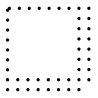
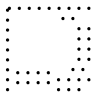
part position: (83, 18) -> (67, 18) (67, 18)
part position: (83, 69) -> (77, 69) (77, 69)
part position: (32, 84) -> (32, 77) (32, 77)
